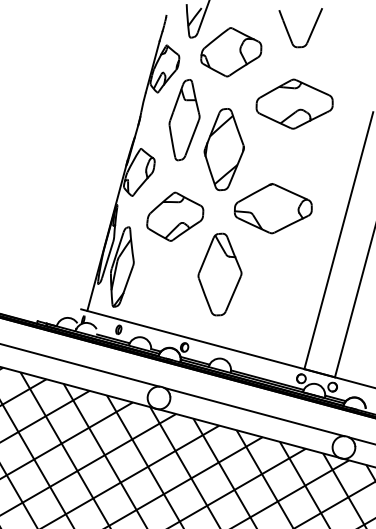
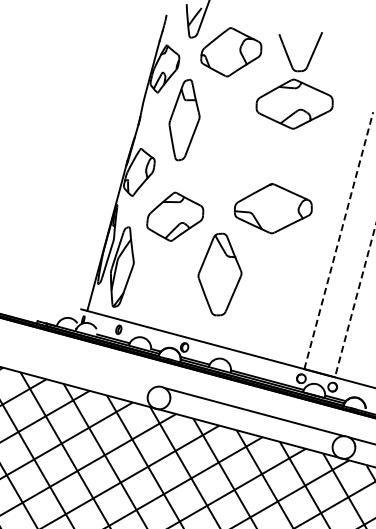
part position: (310, 32) -> (310, 56) (310, 56)
part: present -> none (223, 149)
line: solid -> dashed (338, 240)
line: solid -> dashed (355, 301)
line: present -> none (80, 365)
